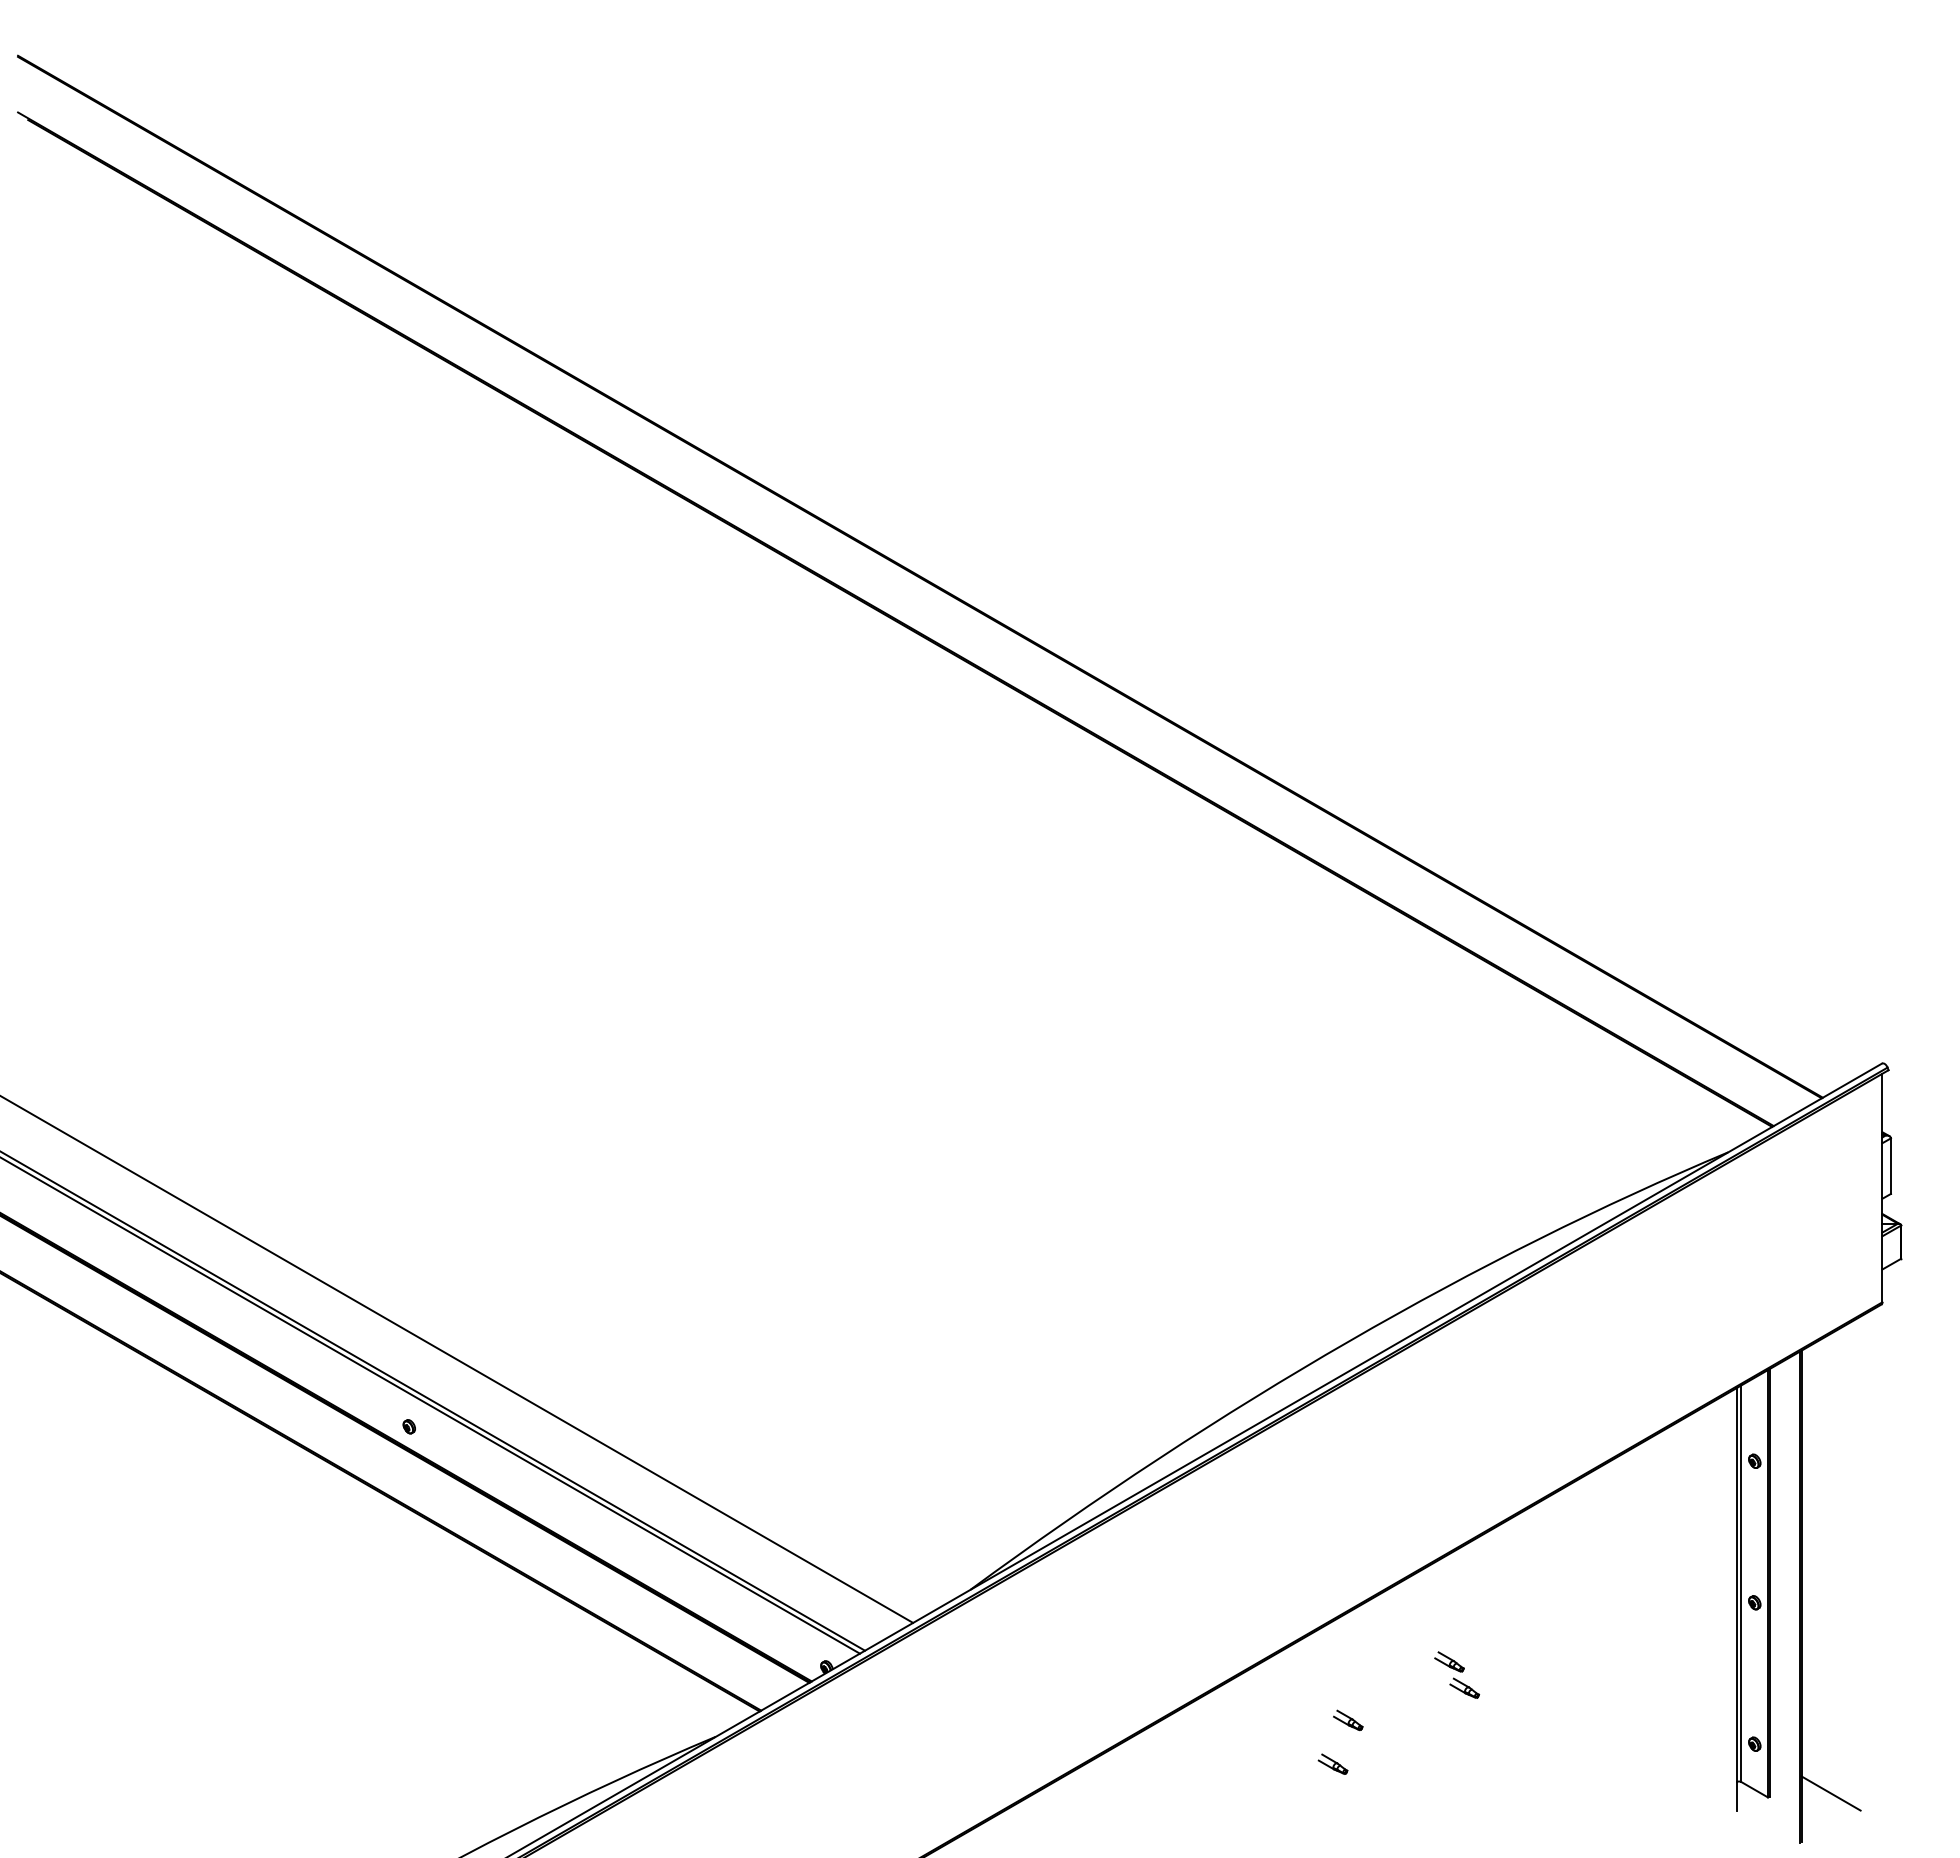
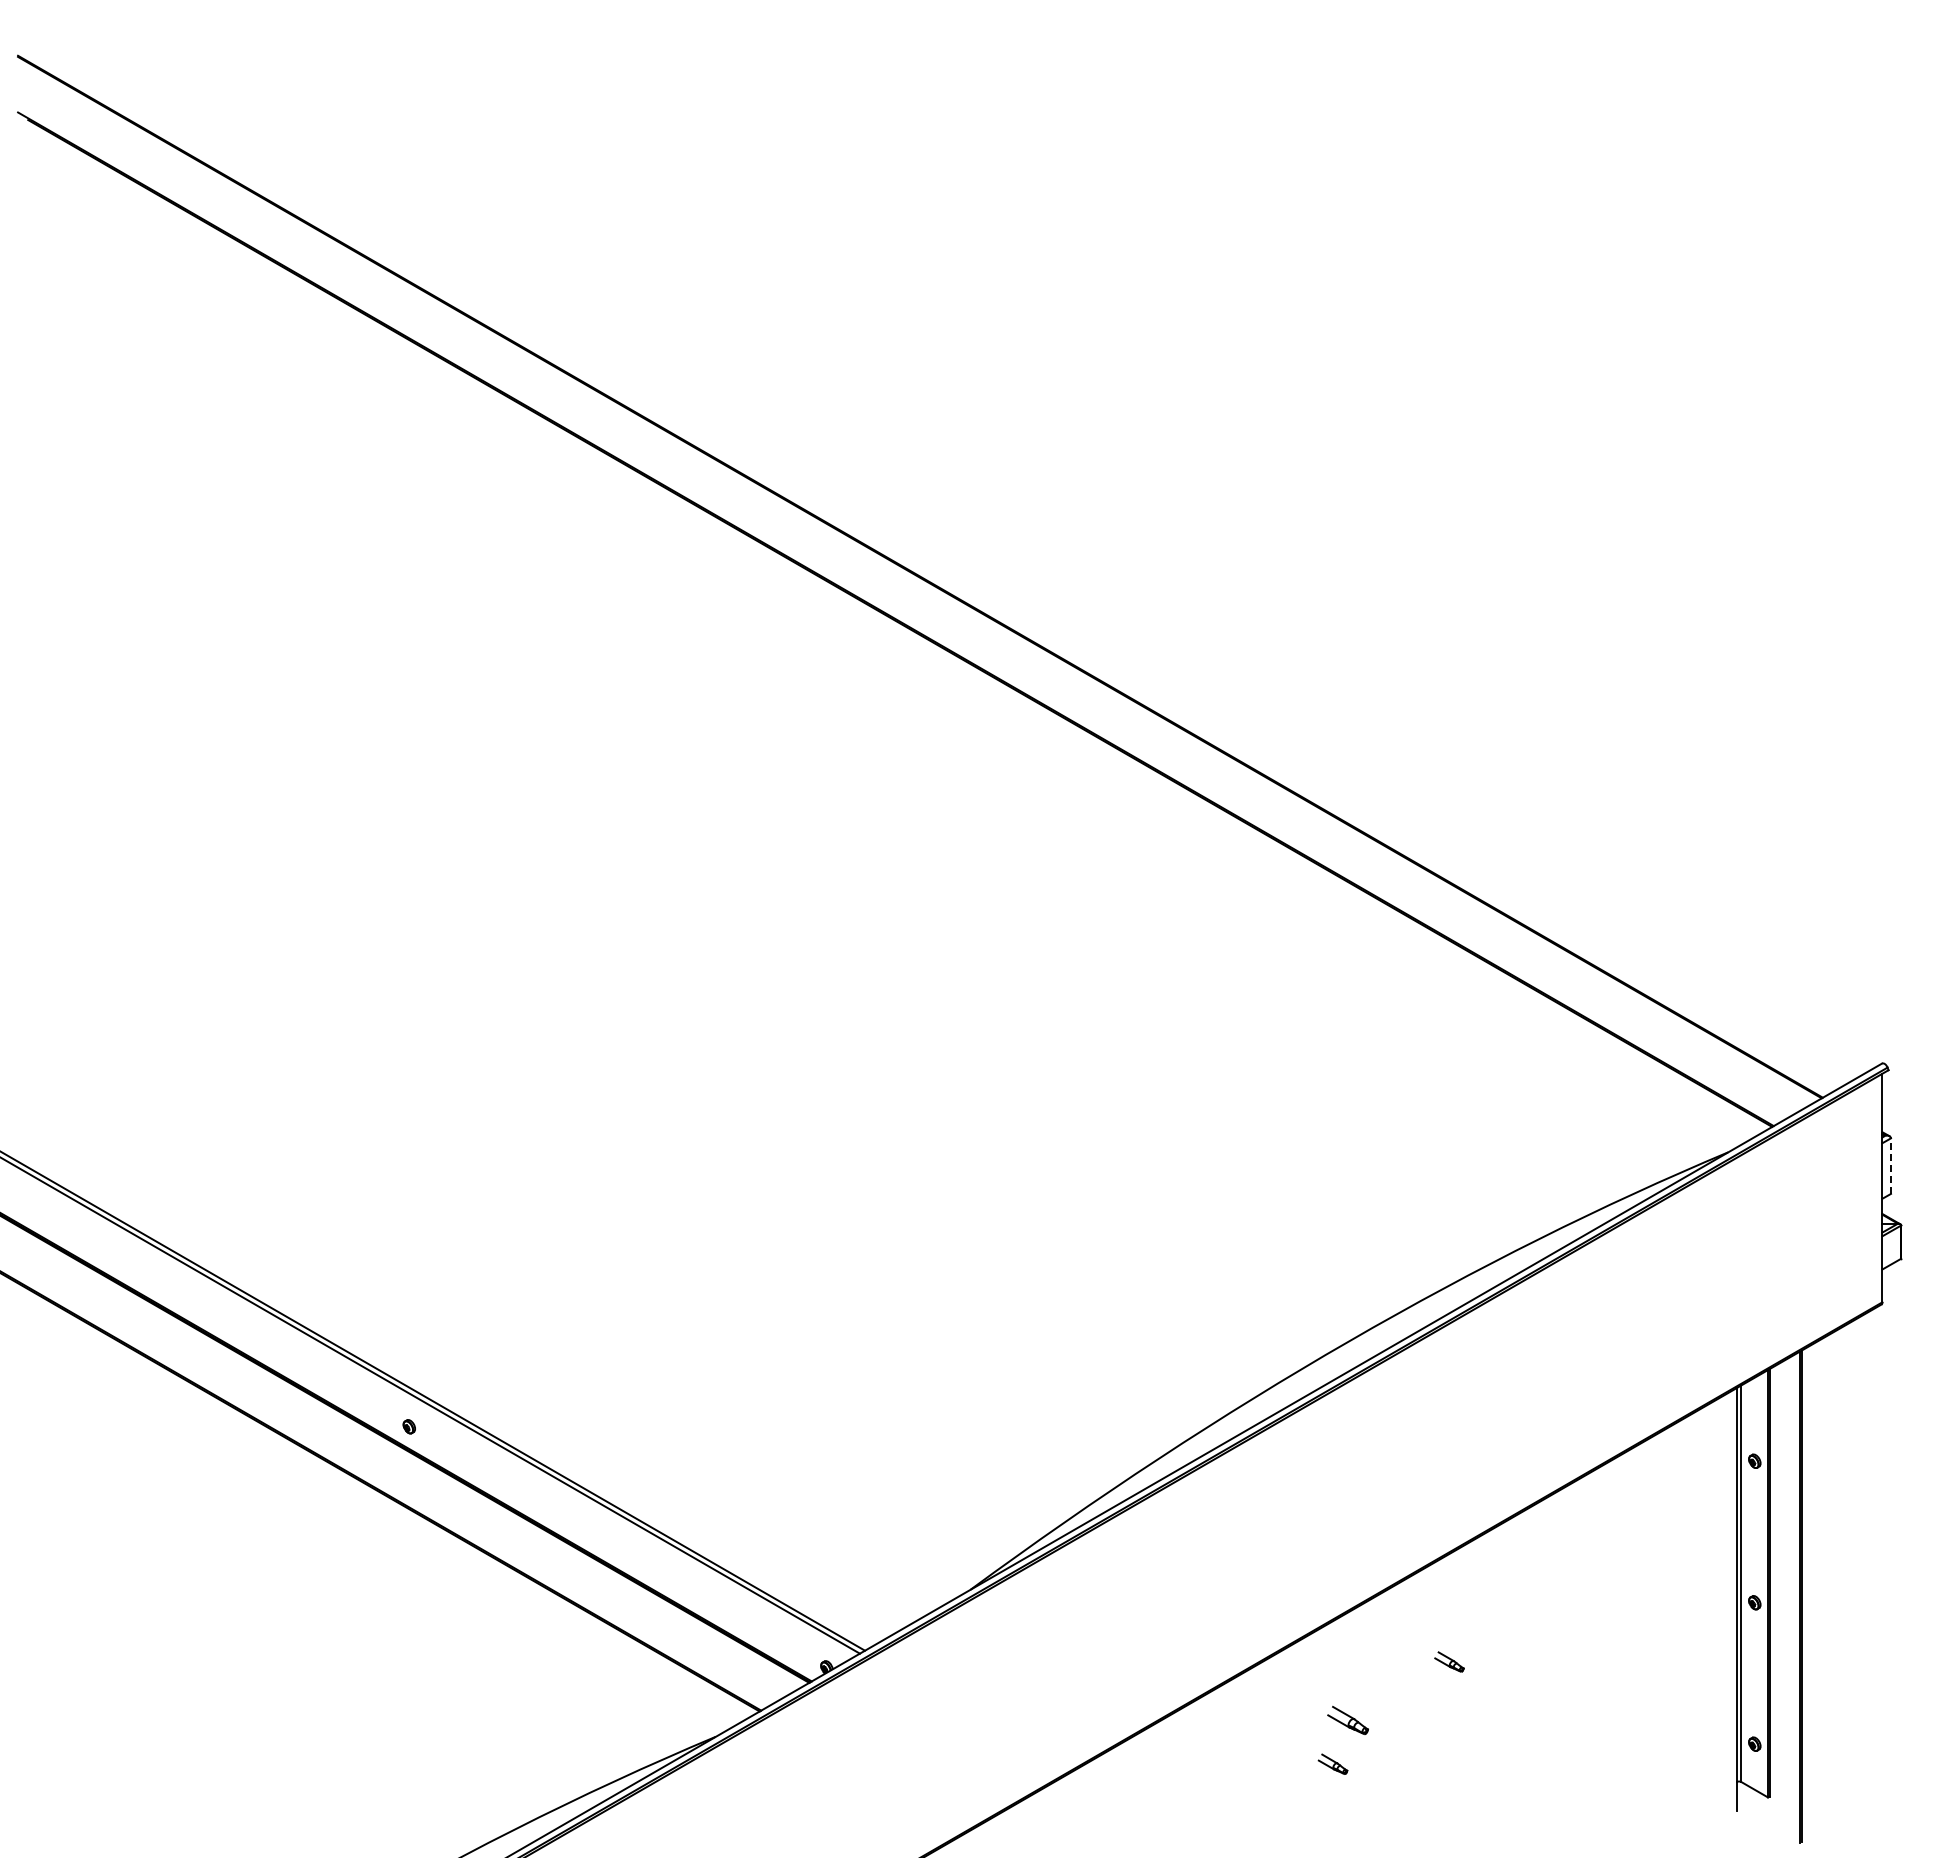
line: solid -> dashed (1890, 1166)
line: present -> none (457, 1359)
part: present -> none (1464, 1687)
part size: 31x23 px -> 42x30 px (1347, 1719)
line: present -> none (1830, 1793)
